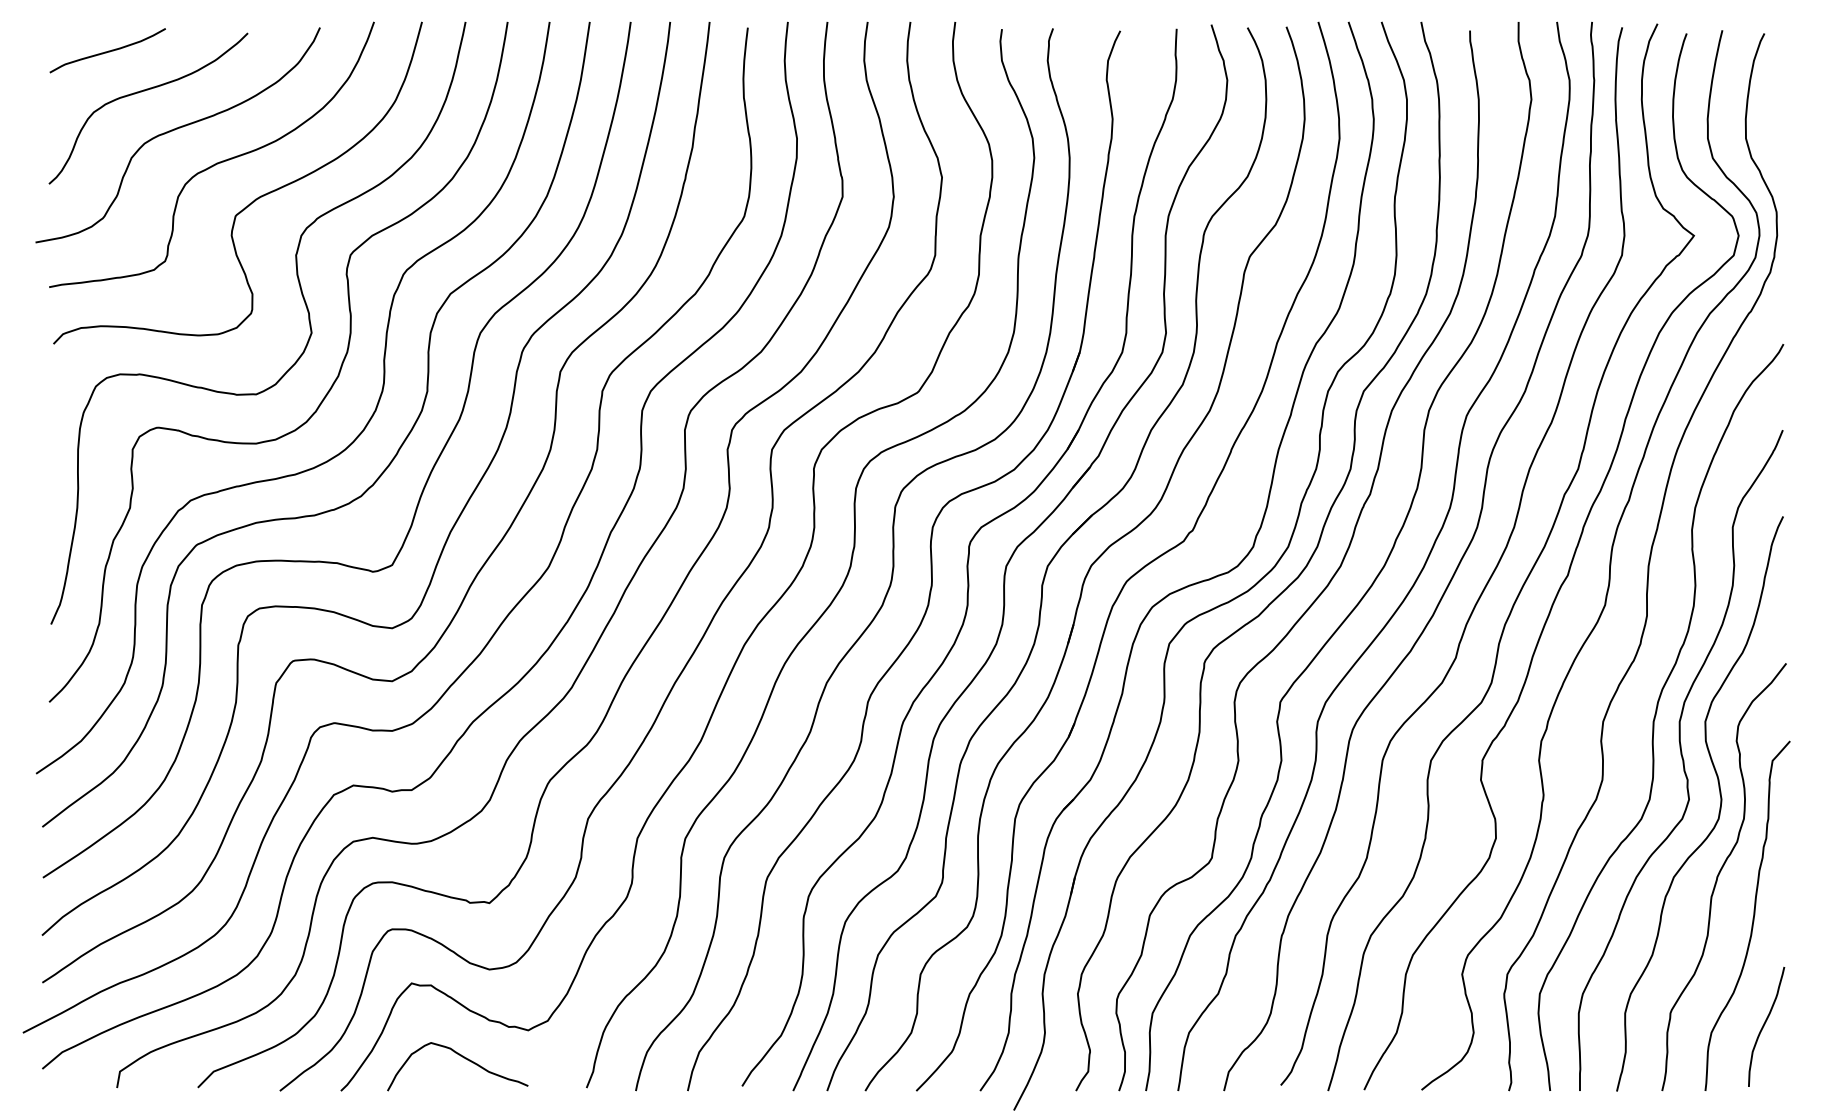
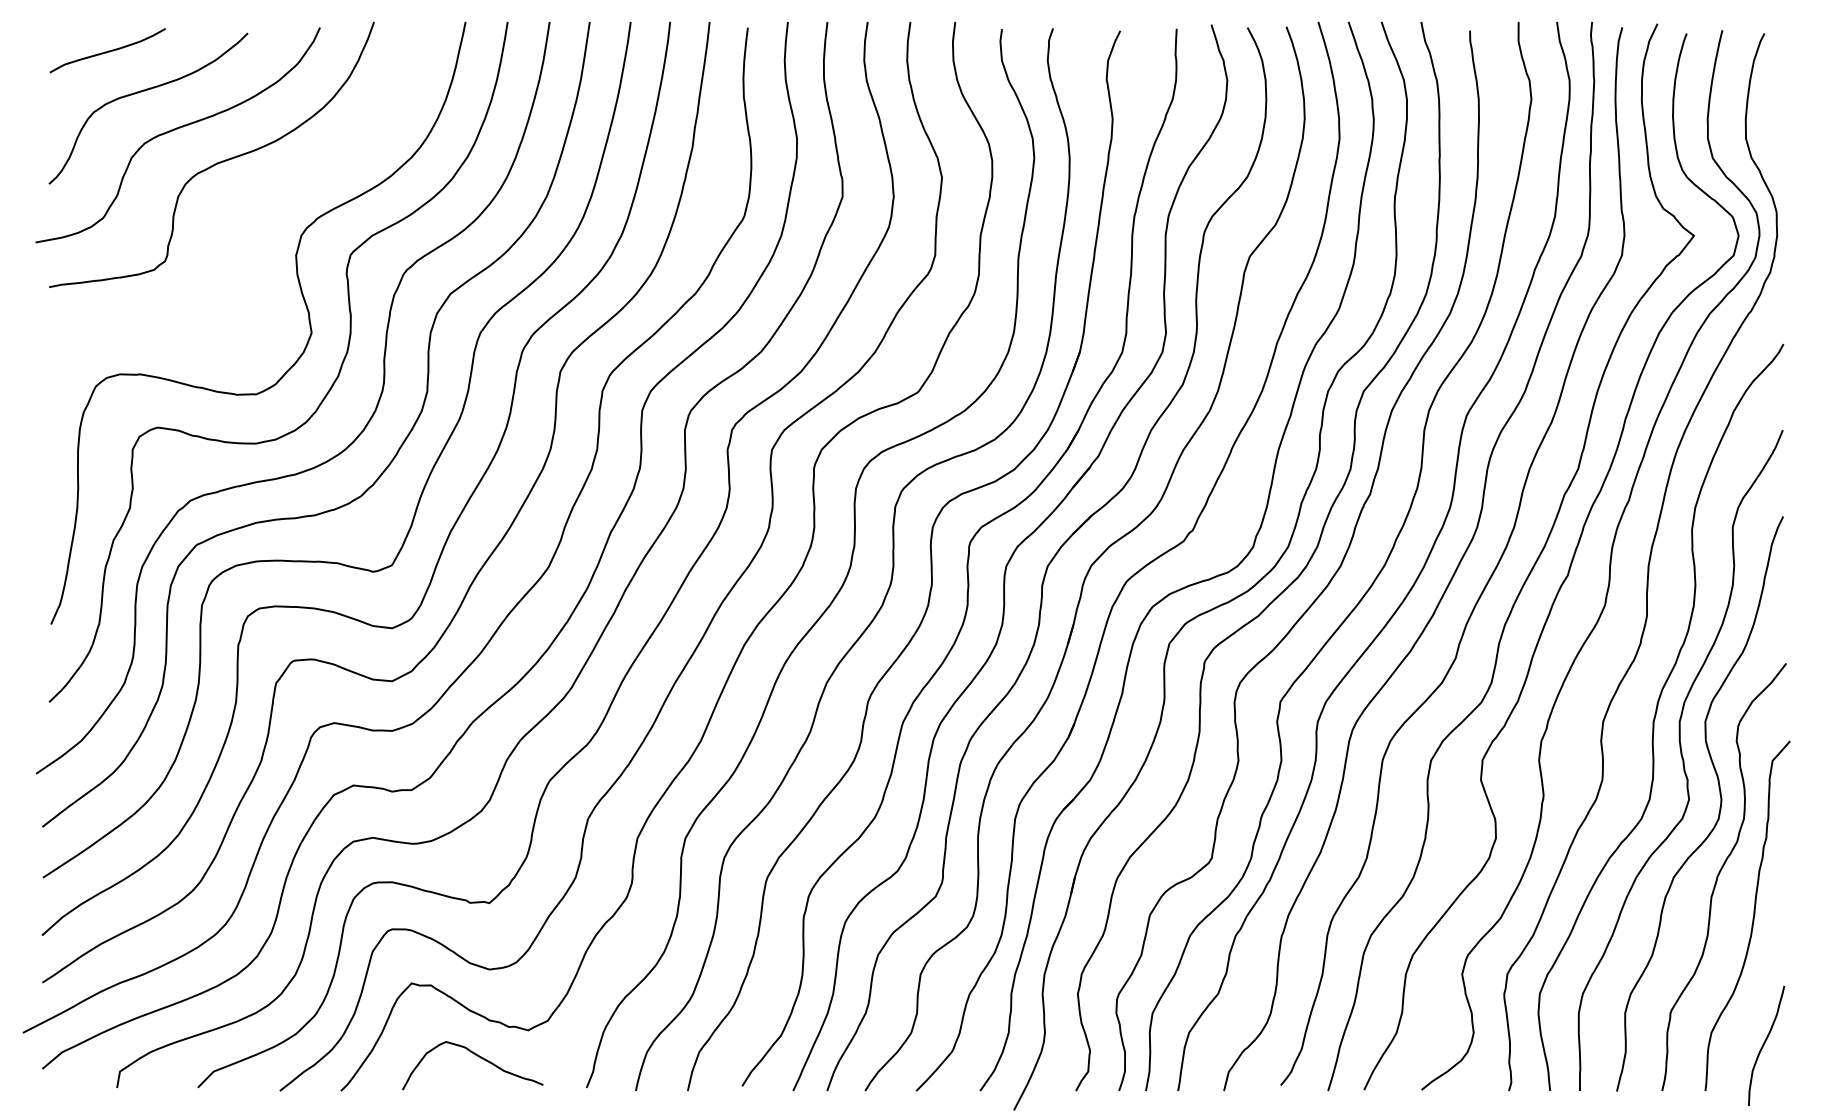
curve: present -> none (250, 202)
curve position: (1764, 1026) -> (1764, 1045) (1764, 1045)
curve position: (463, 1058) -> (478, 1057) (478, 1057)
